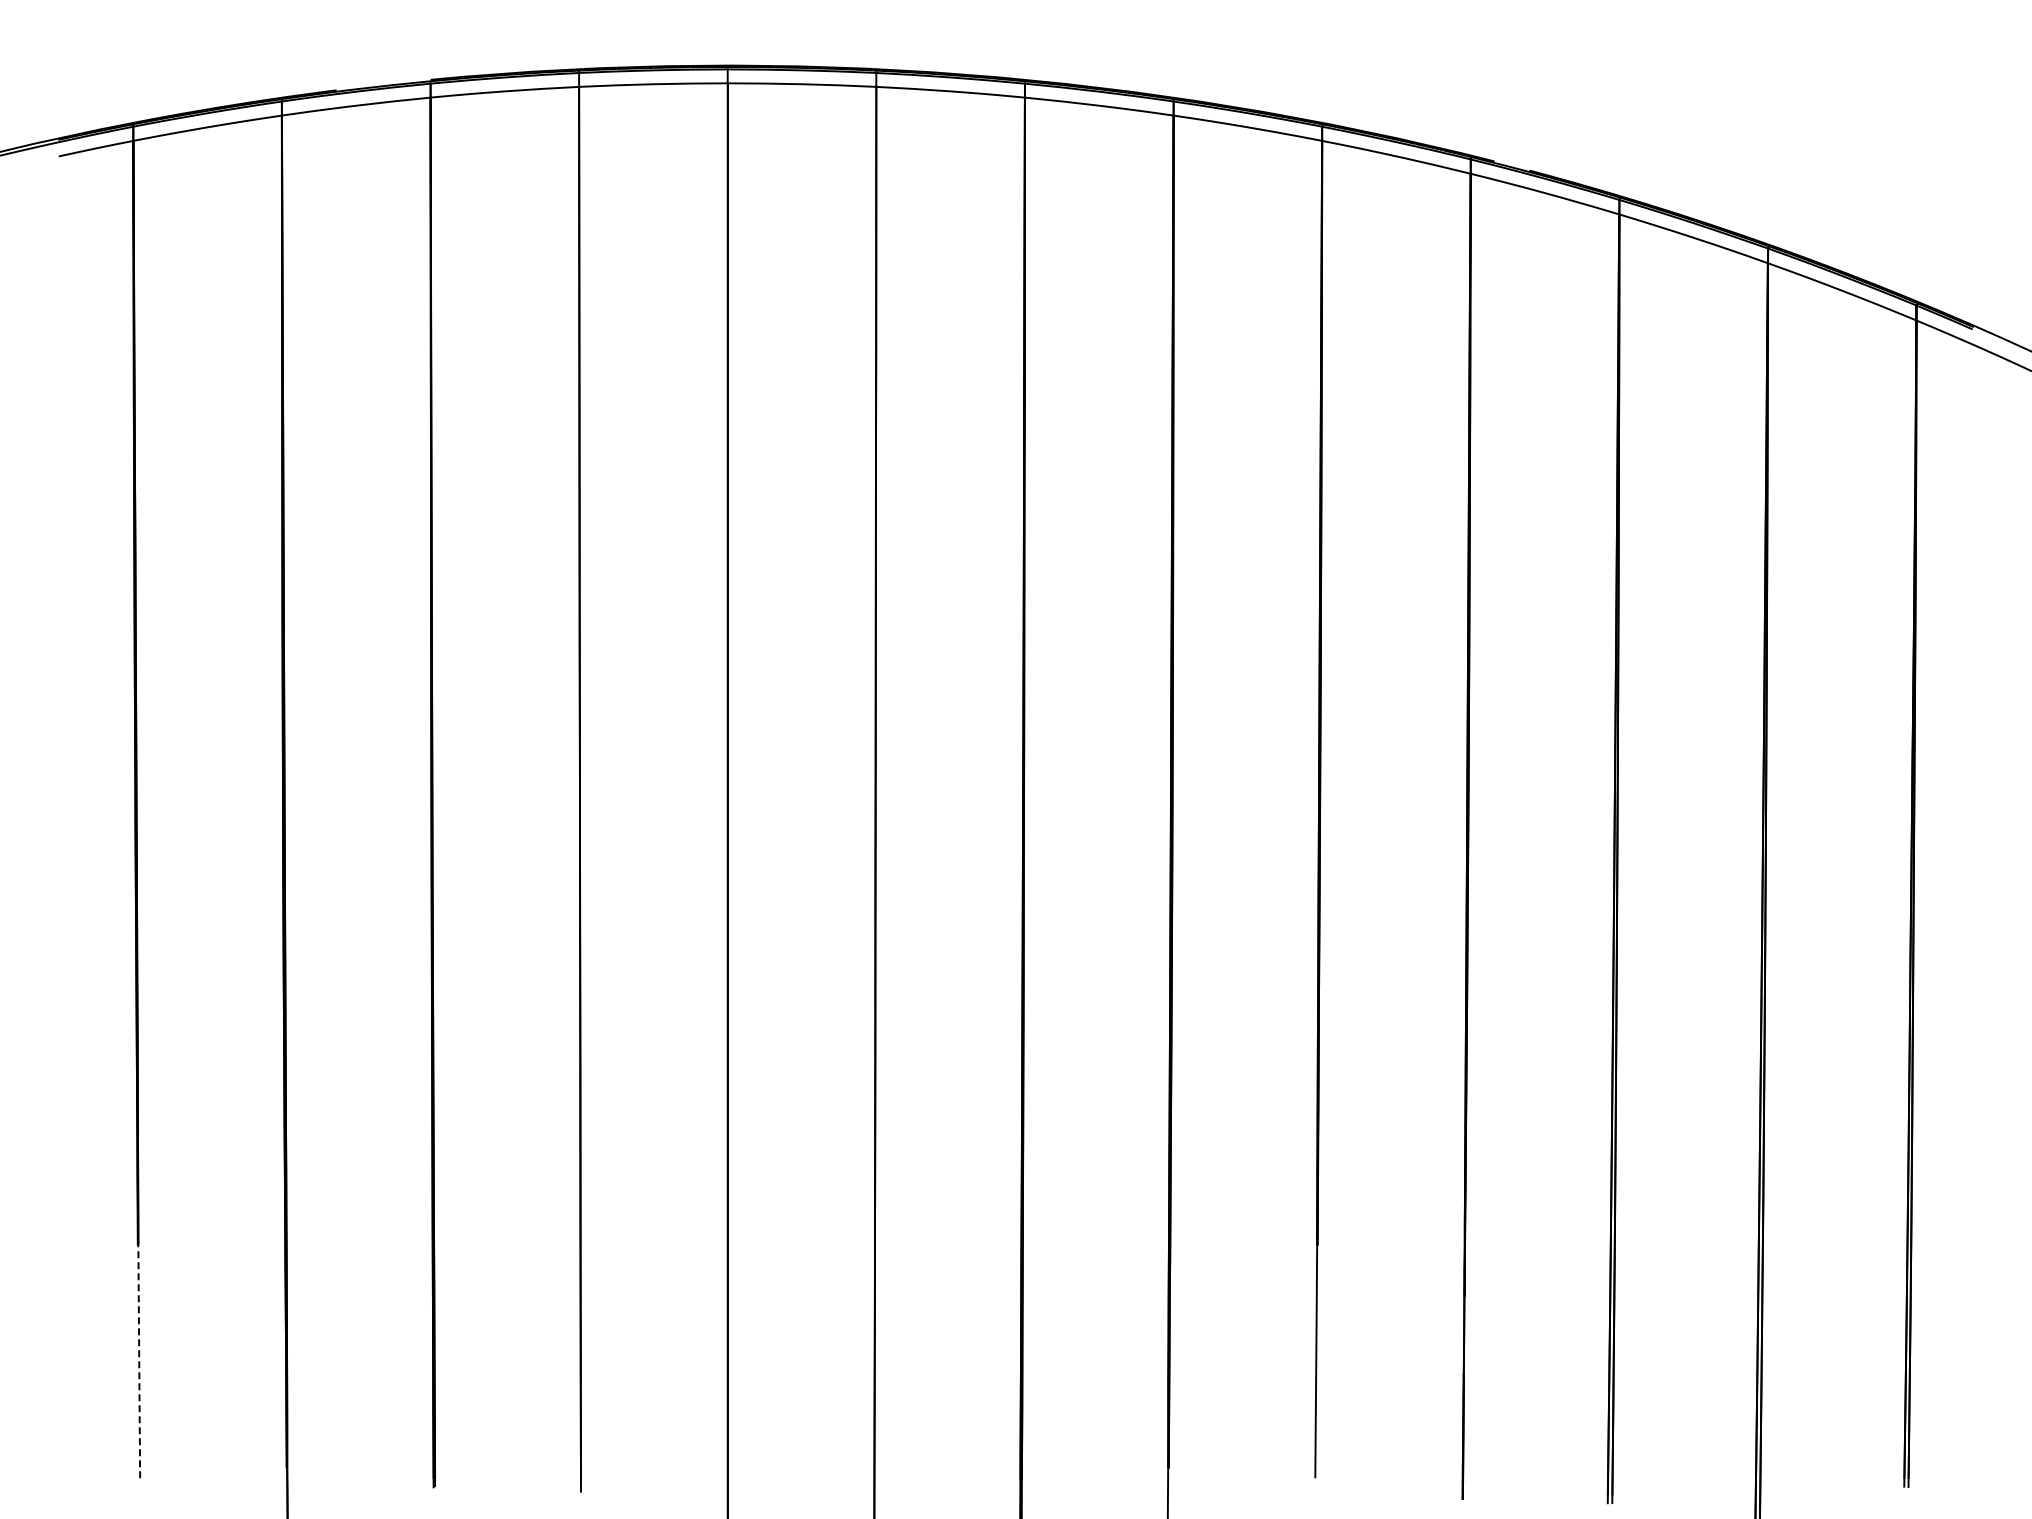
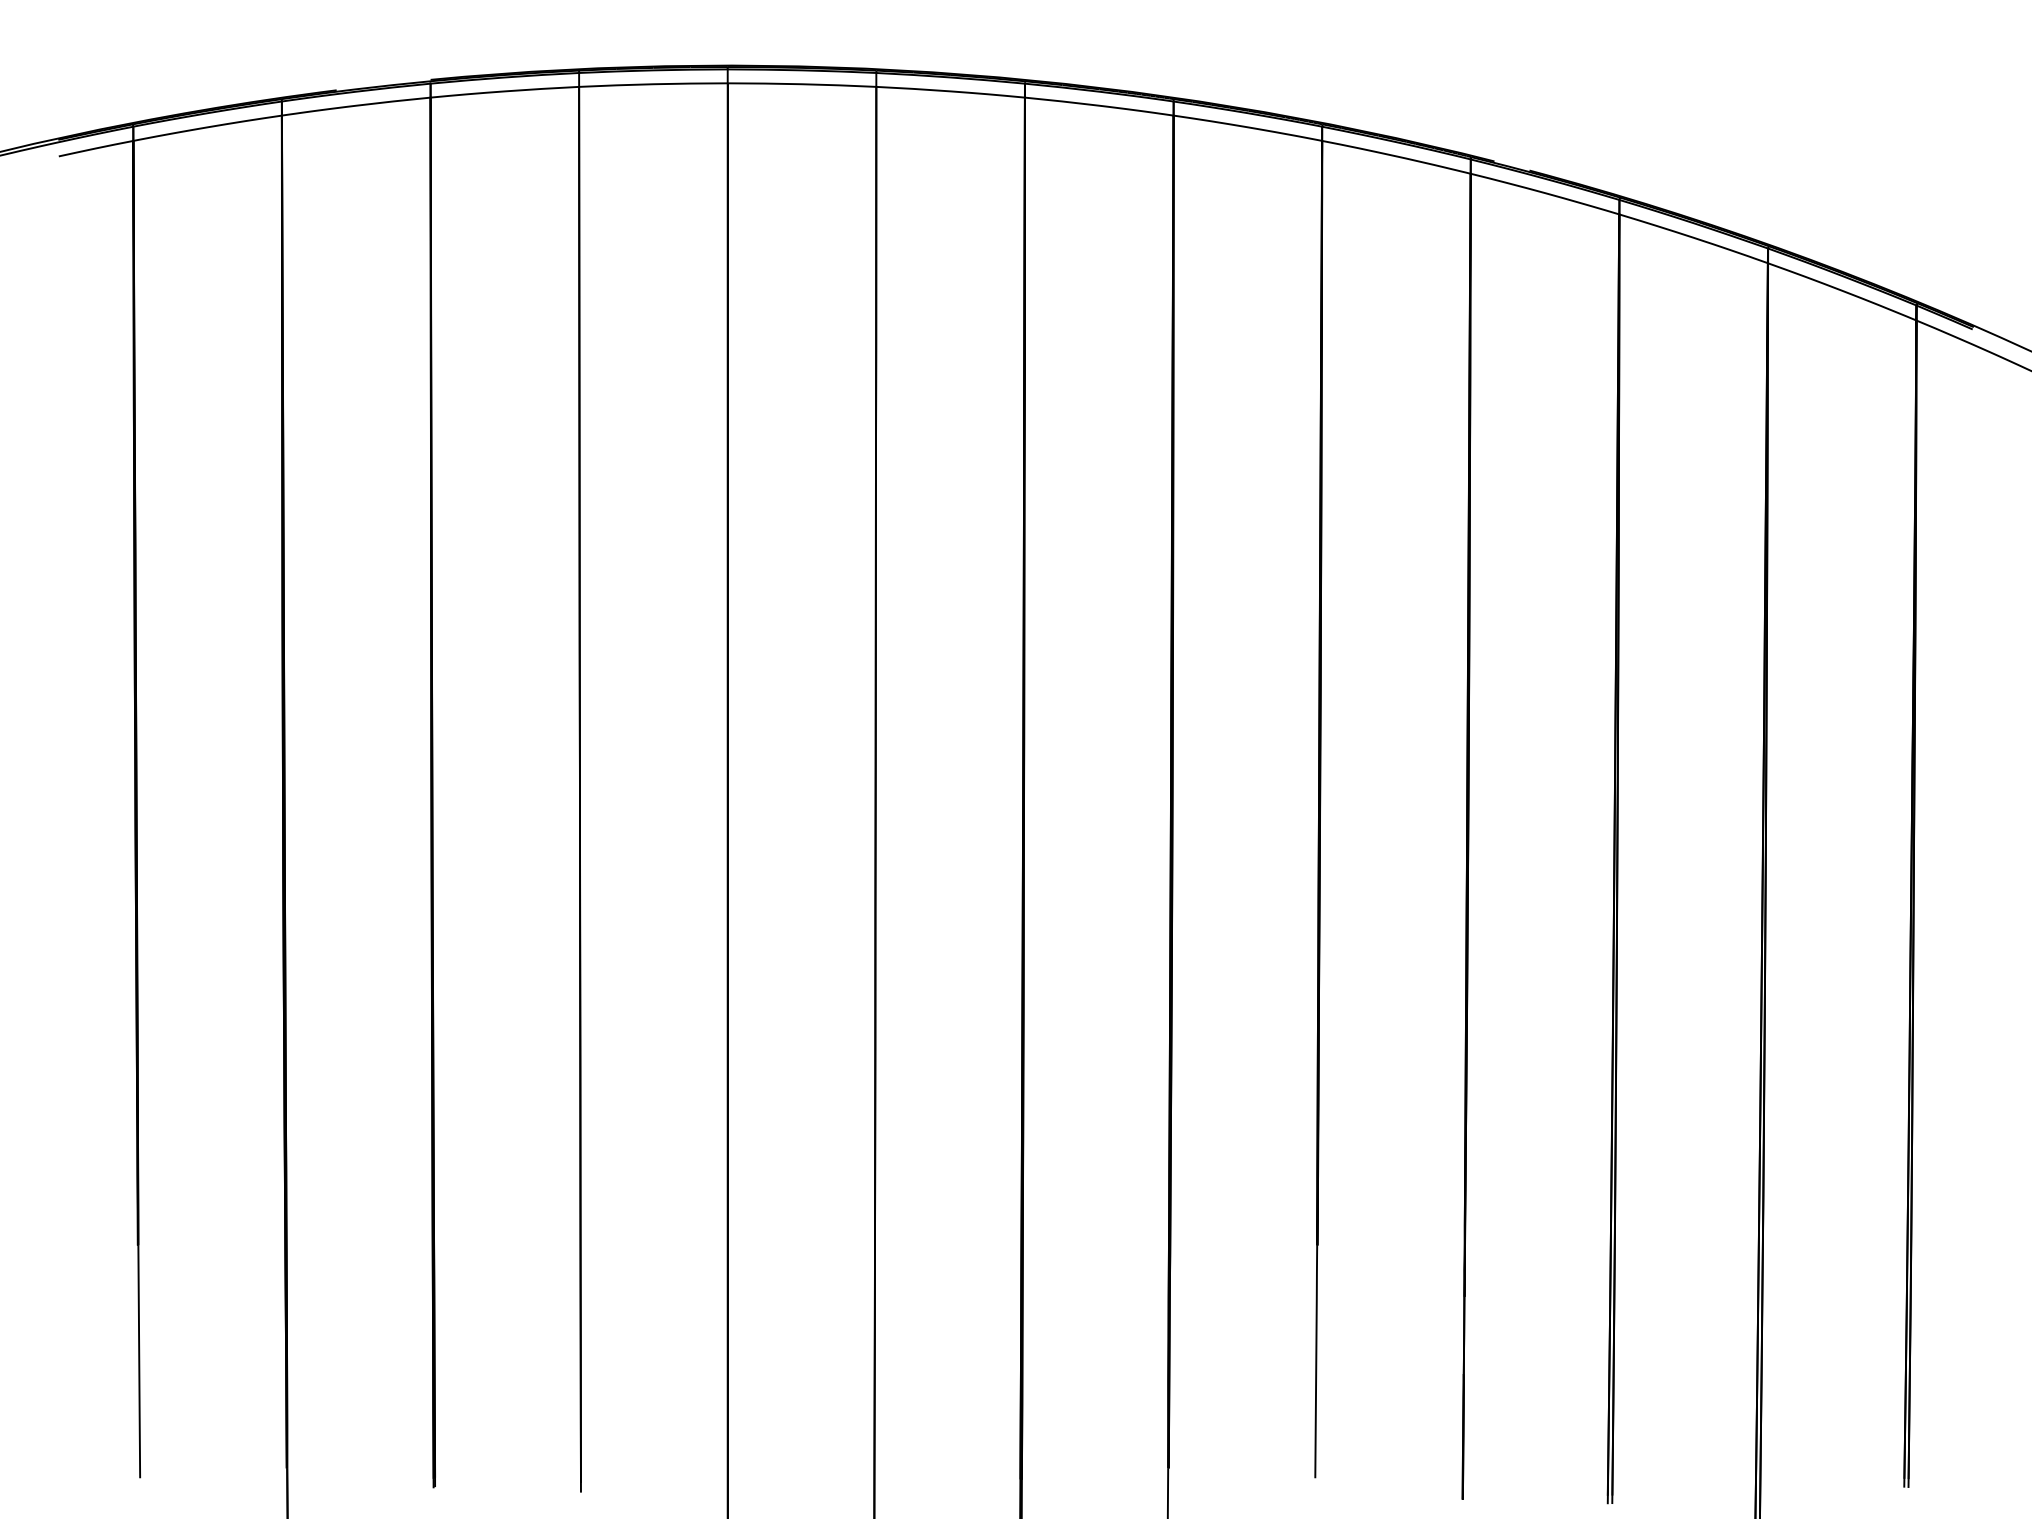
line: dashed -> solid (139, 1361)
